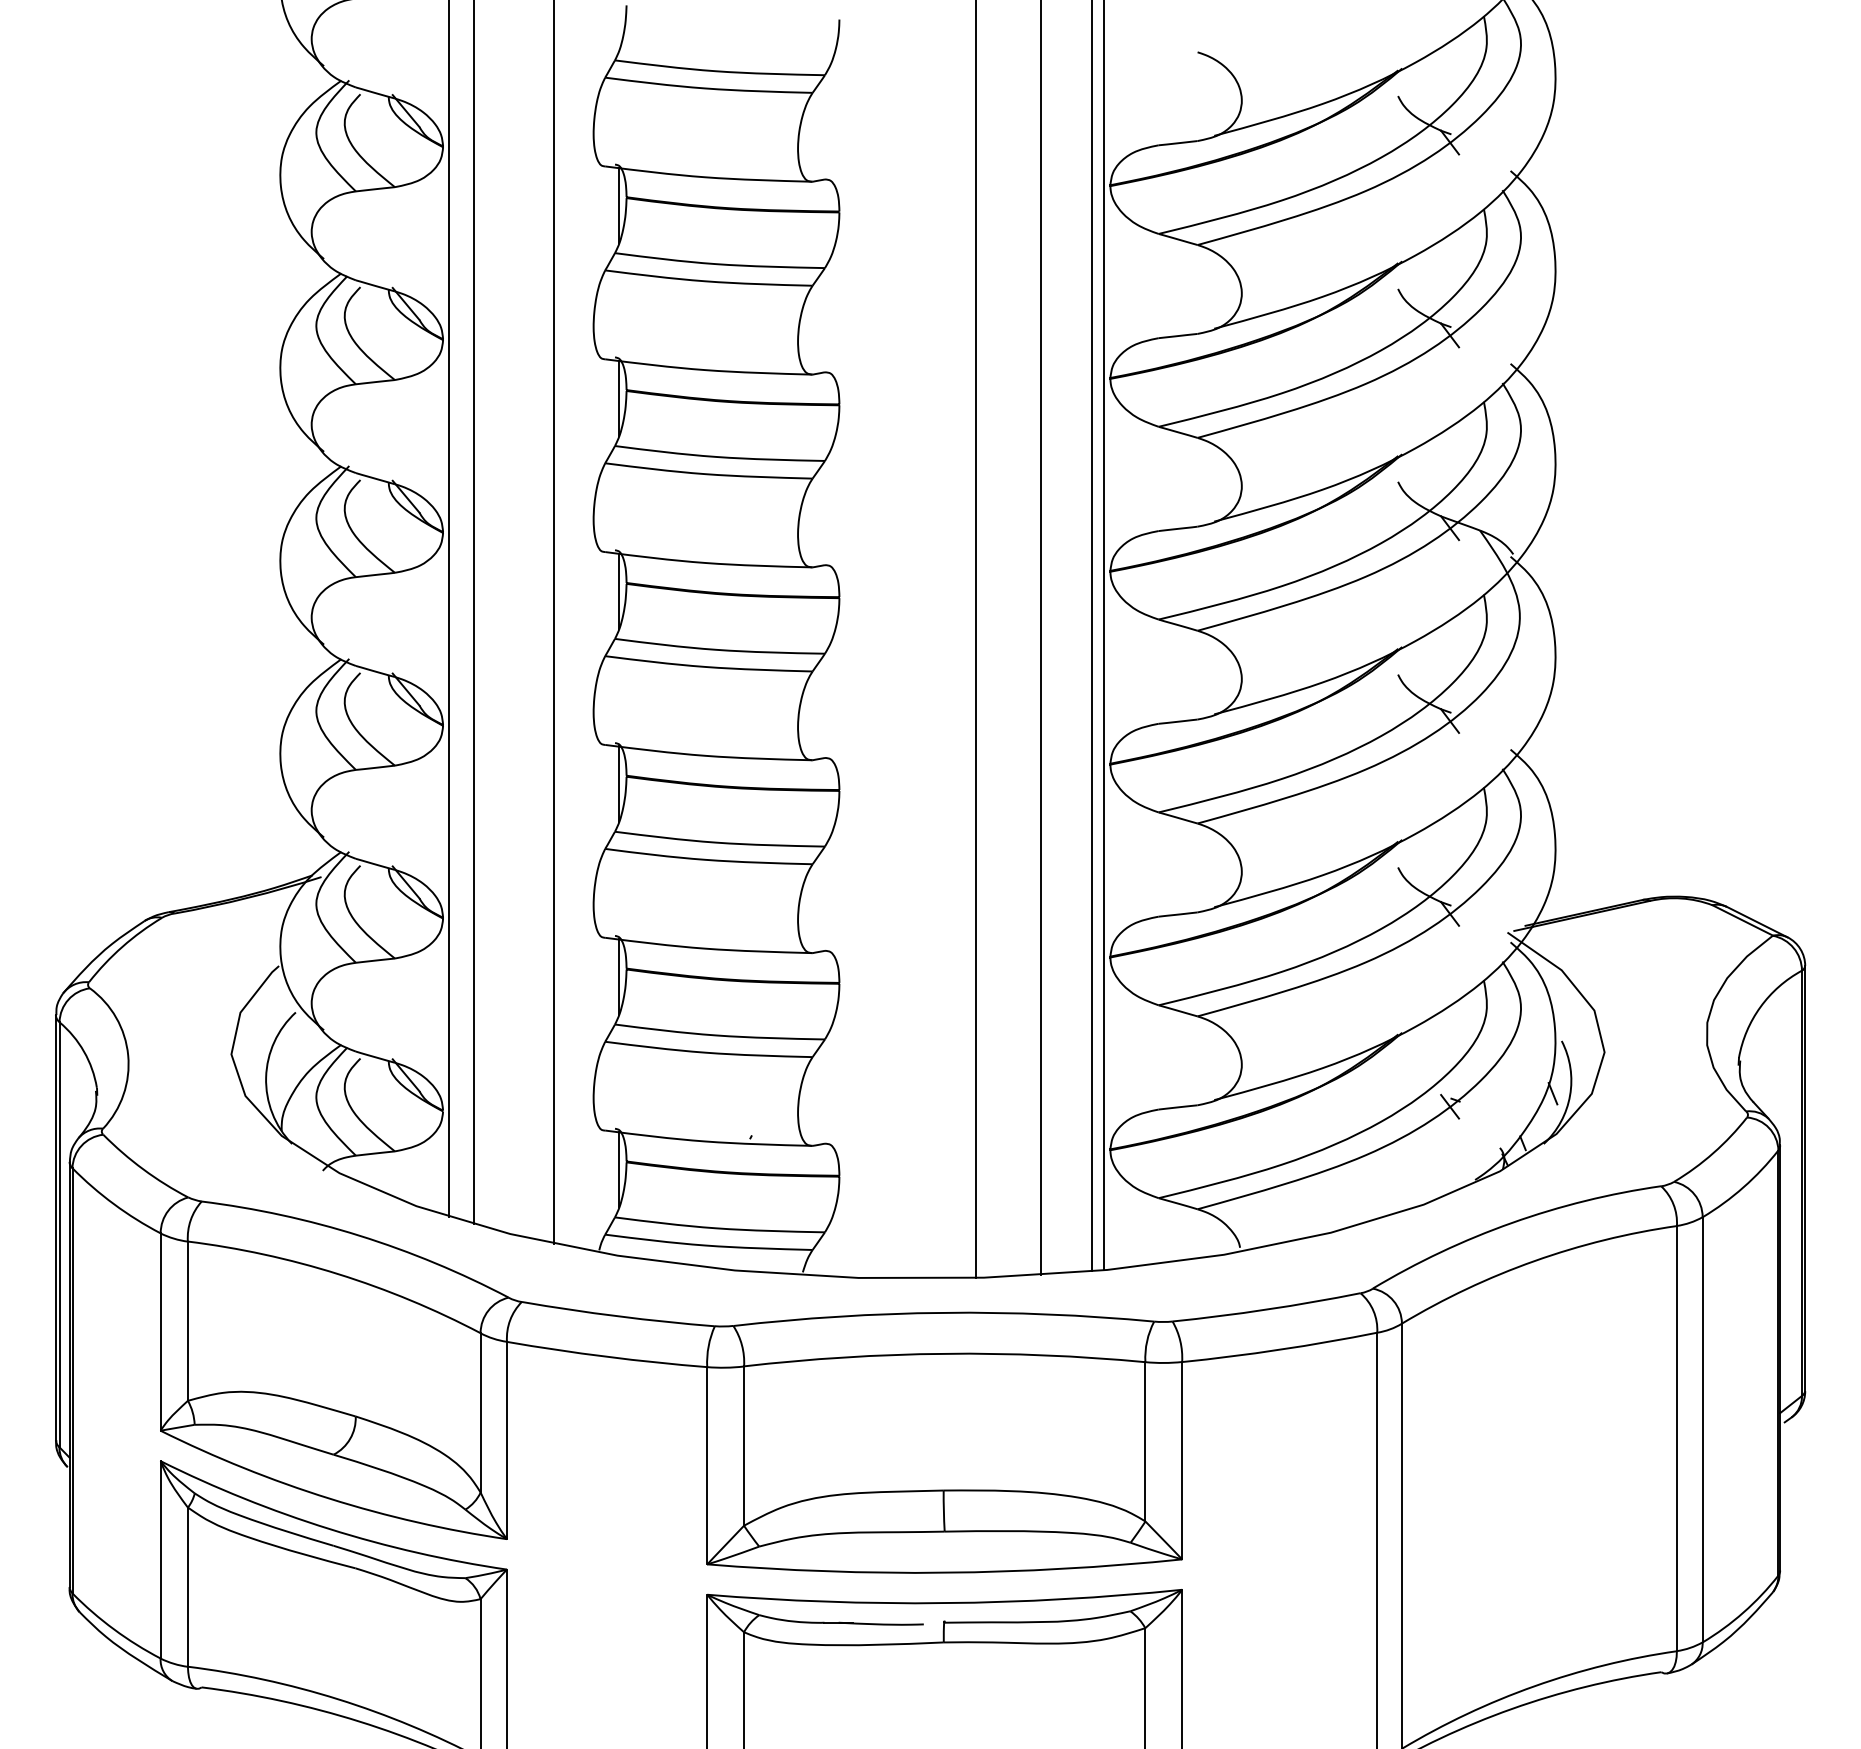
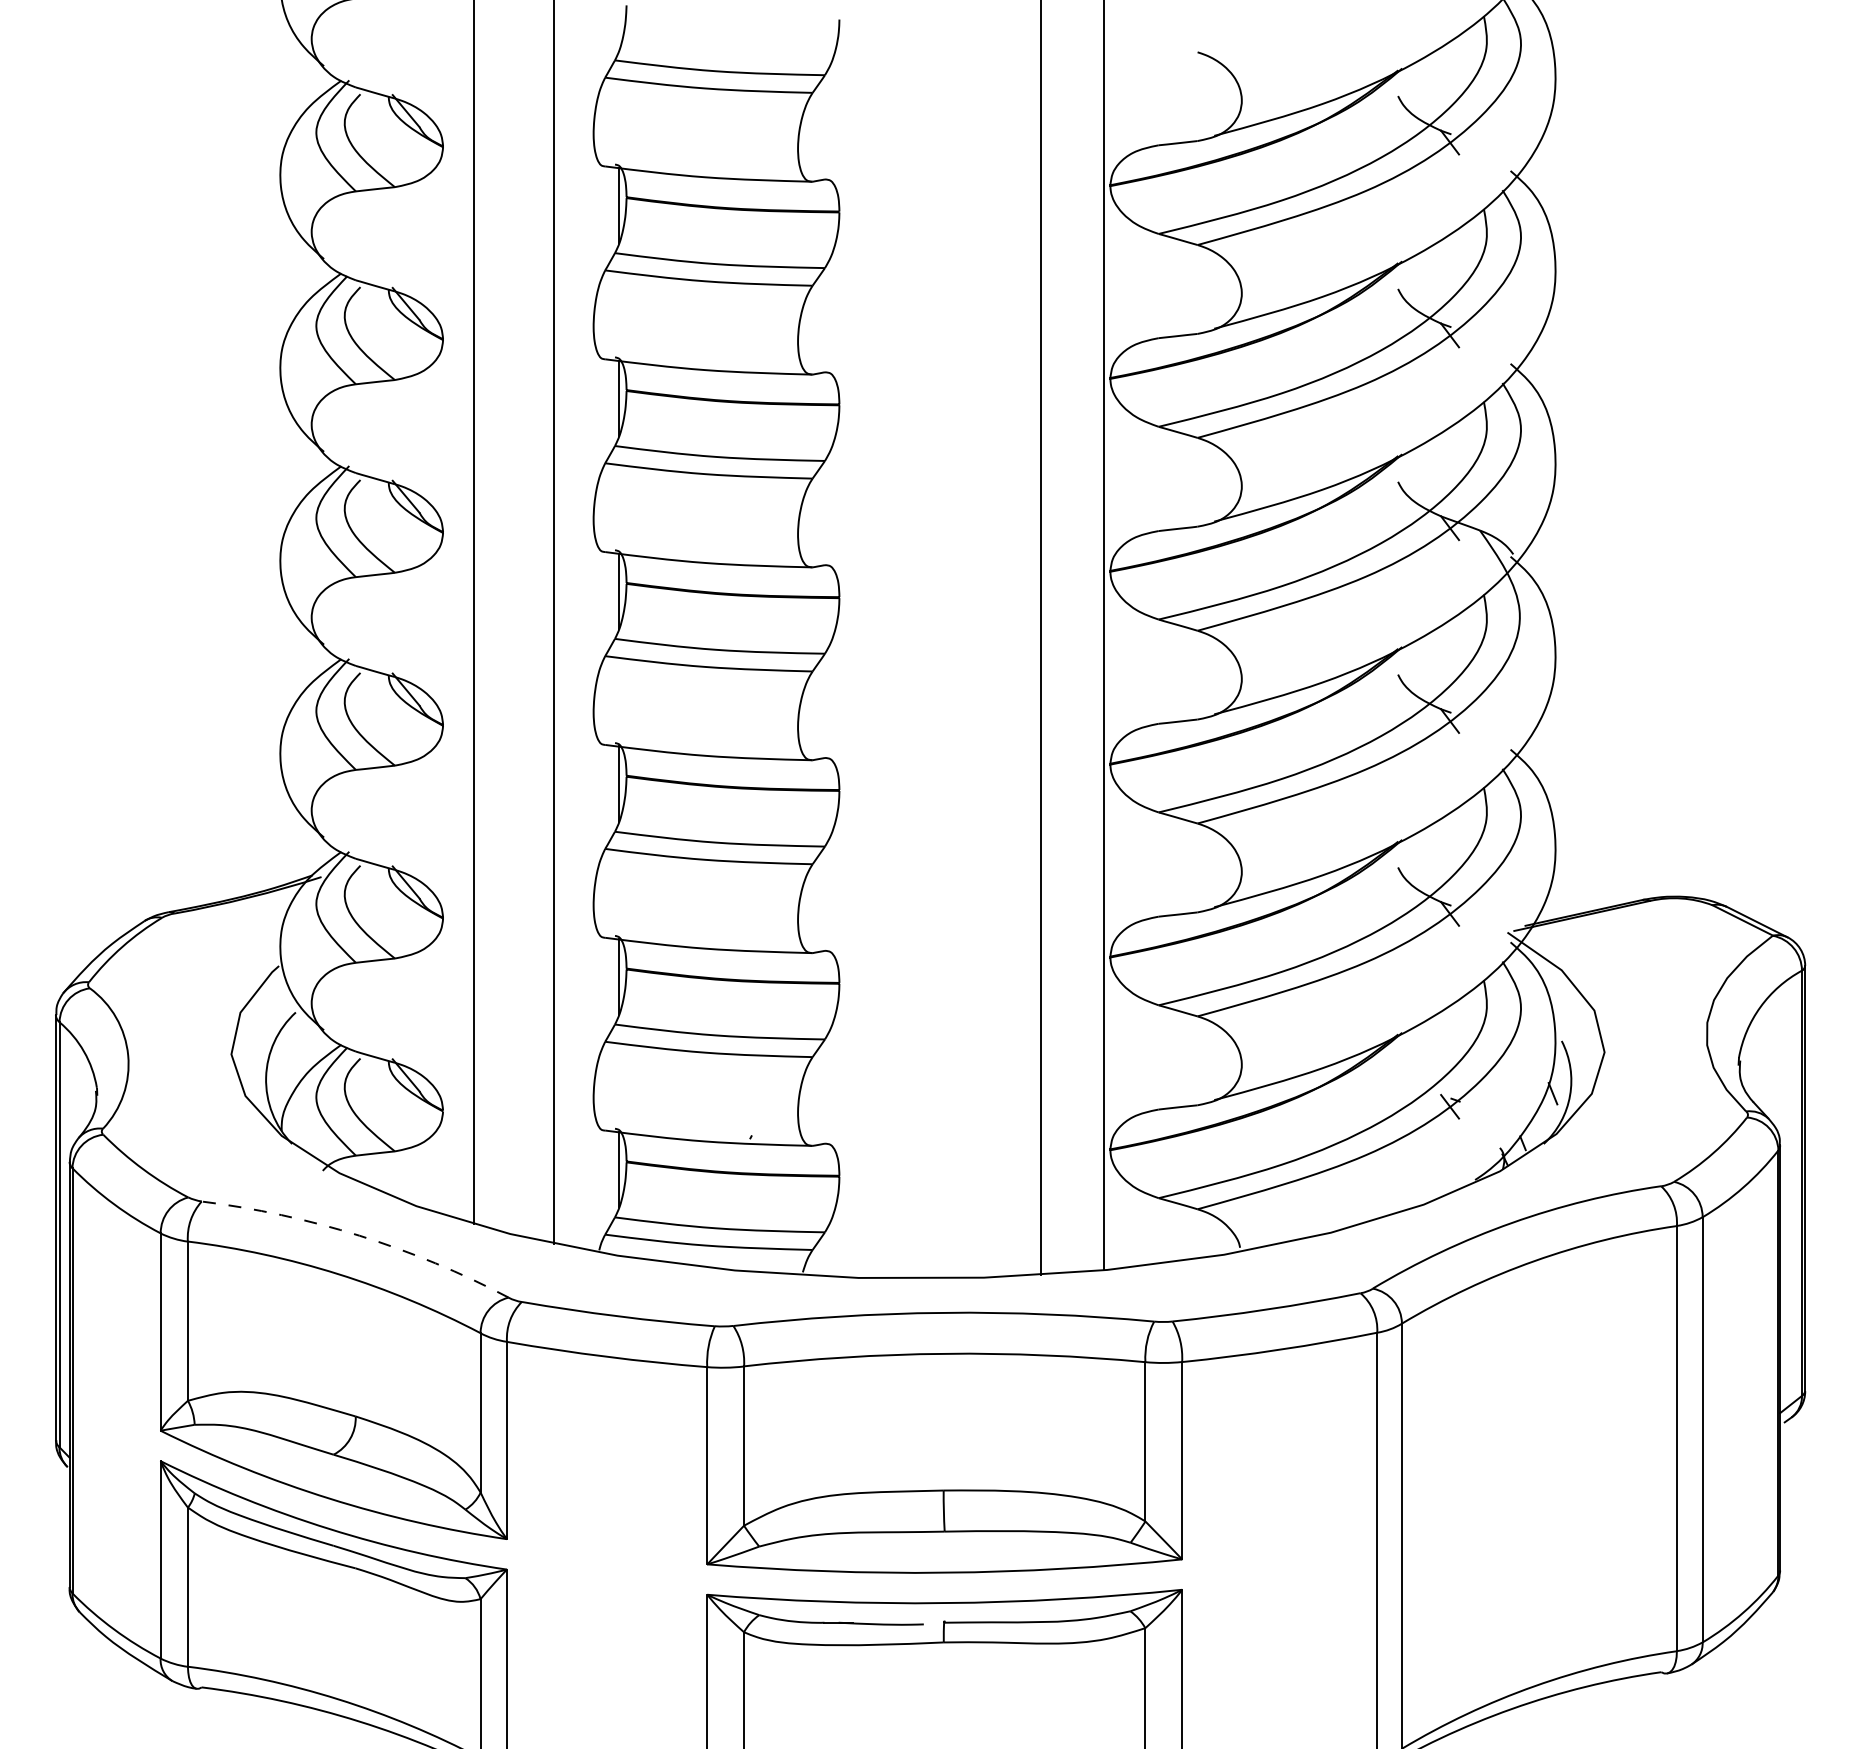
line: present -> none (449, 609)
line: present -> none (1091, 636)
line: present -> none (975, 639)
arc: solid -> dashed (359, 1235)
